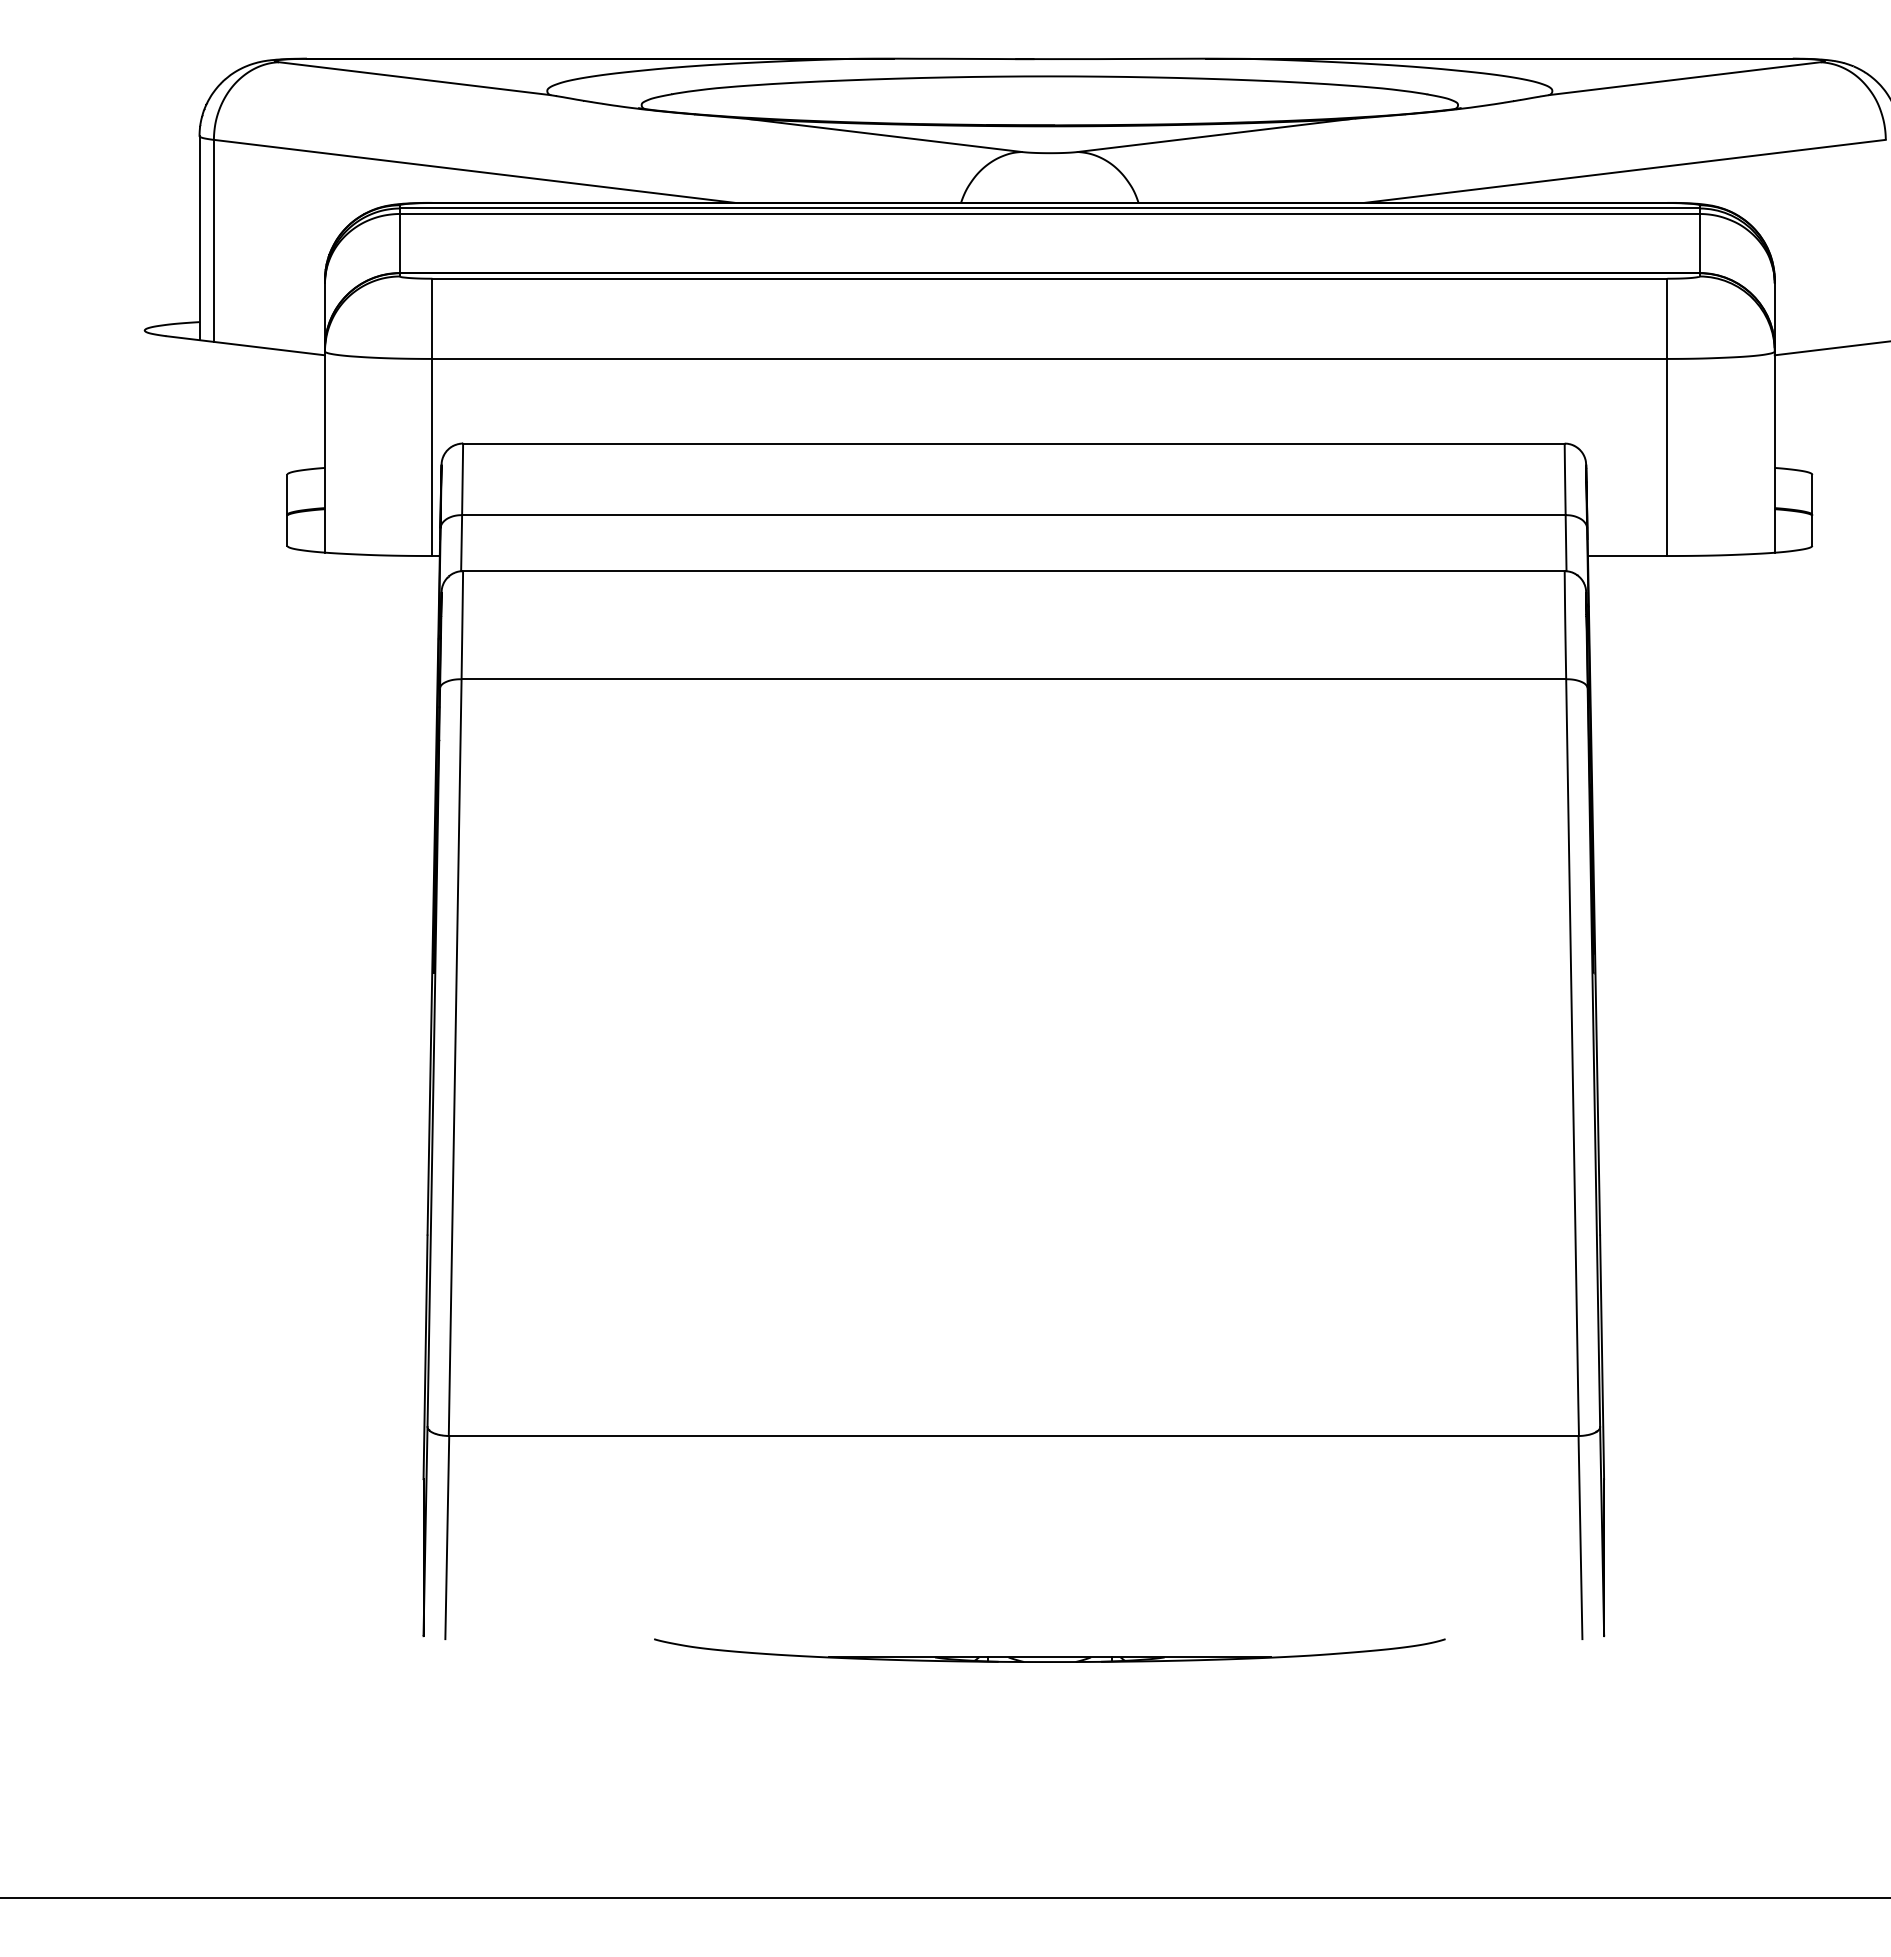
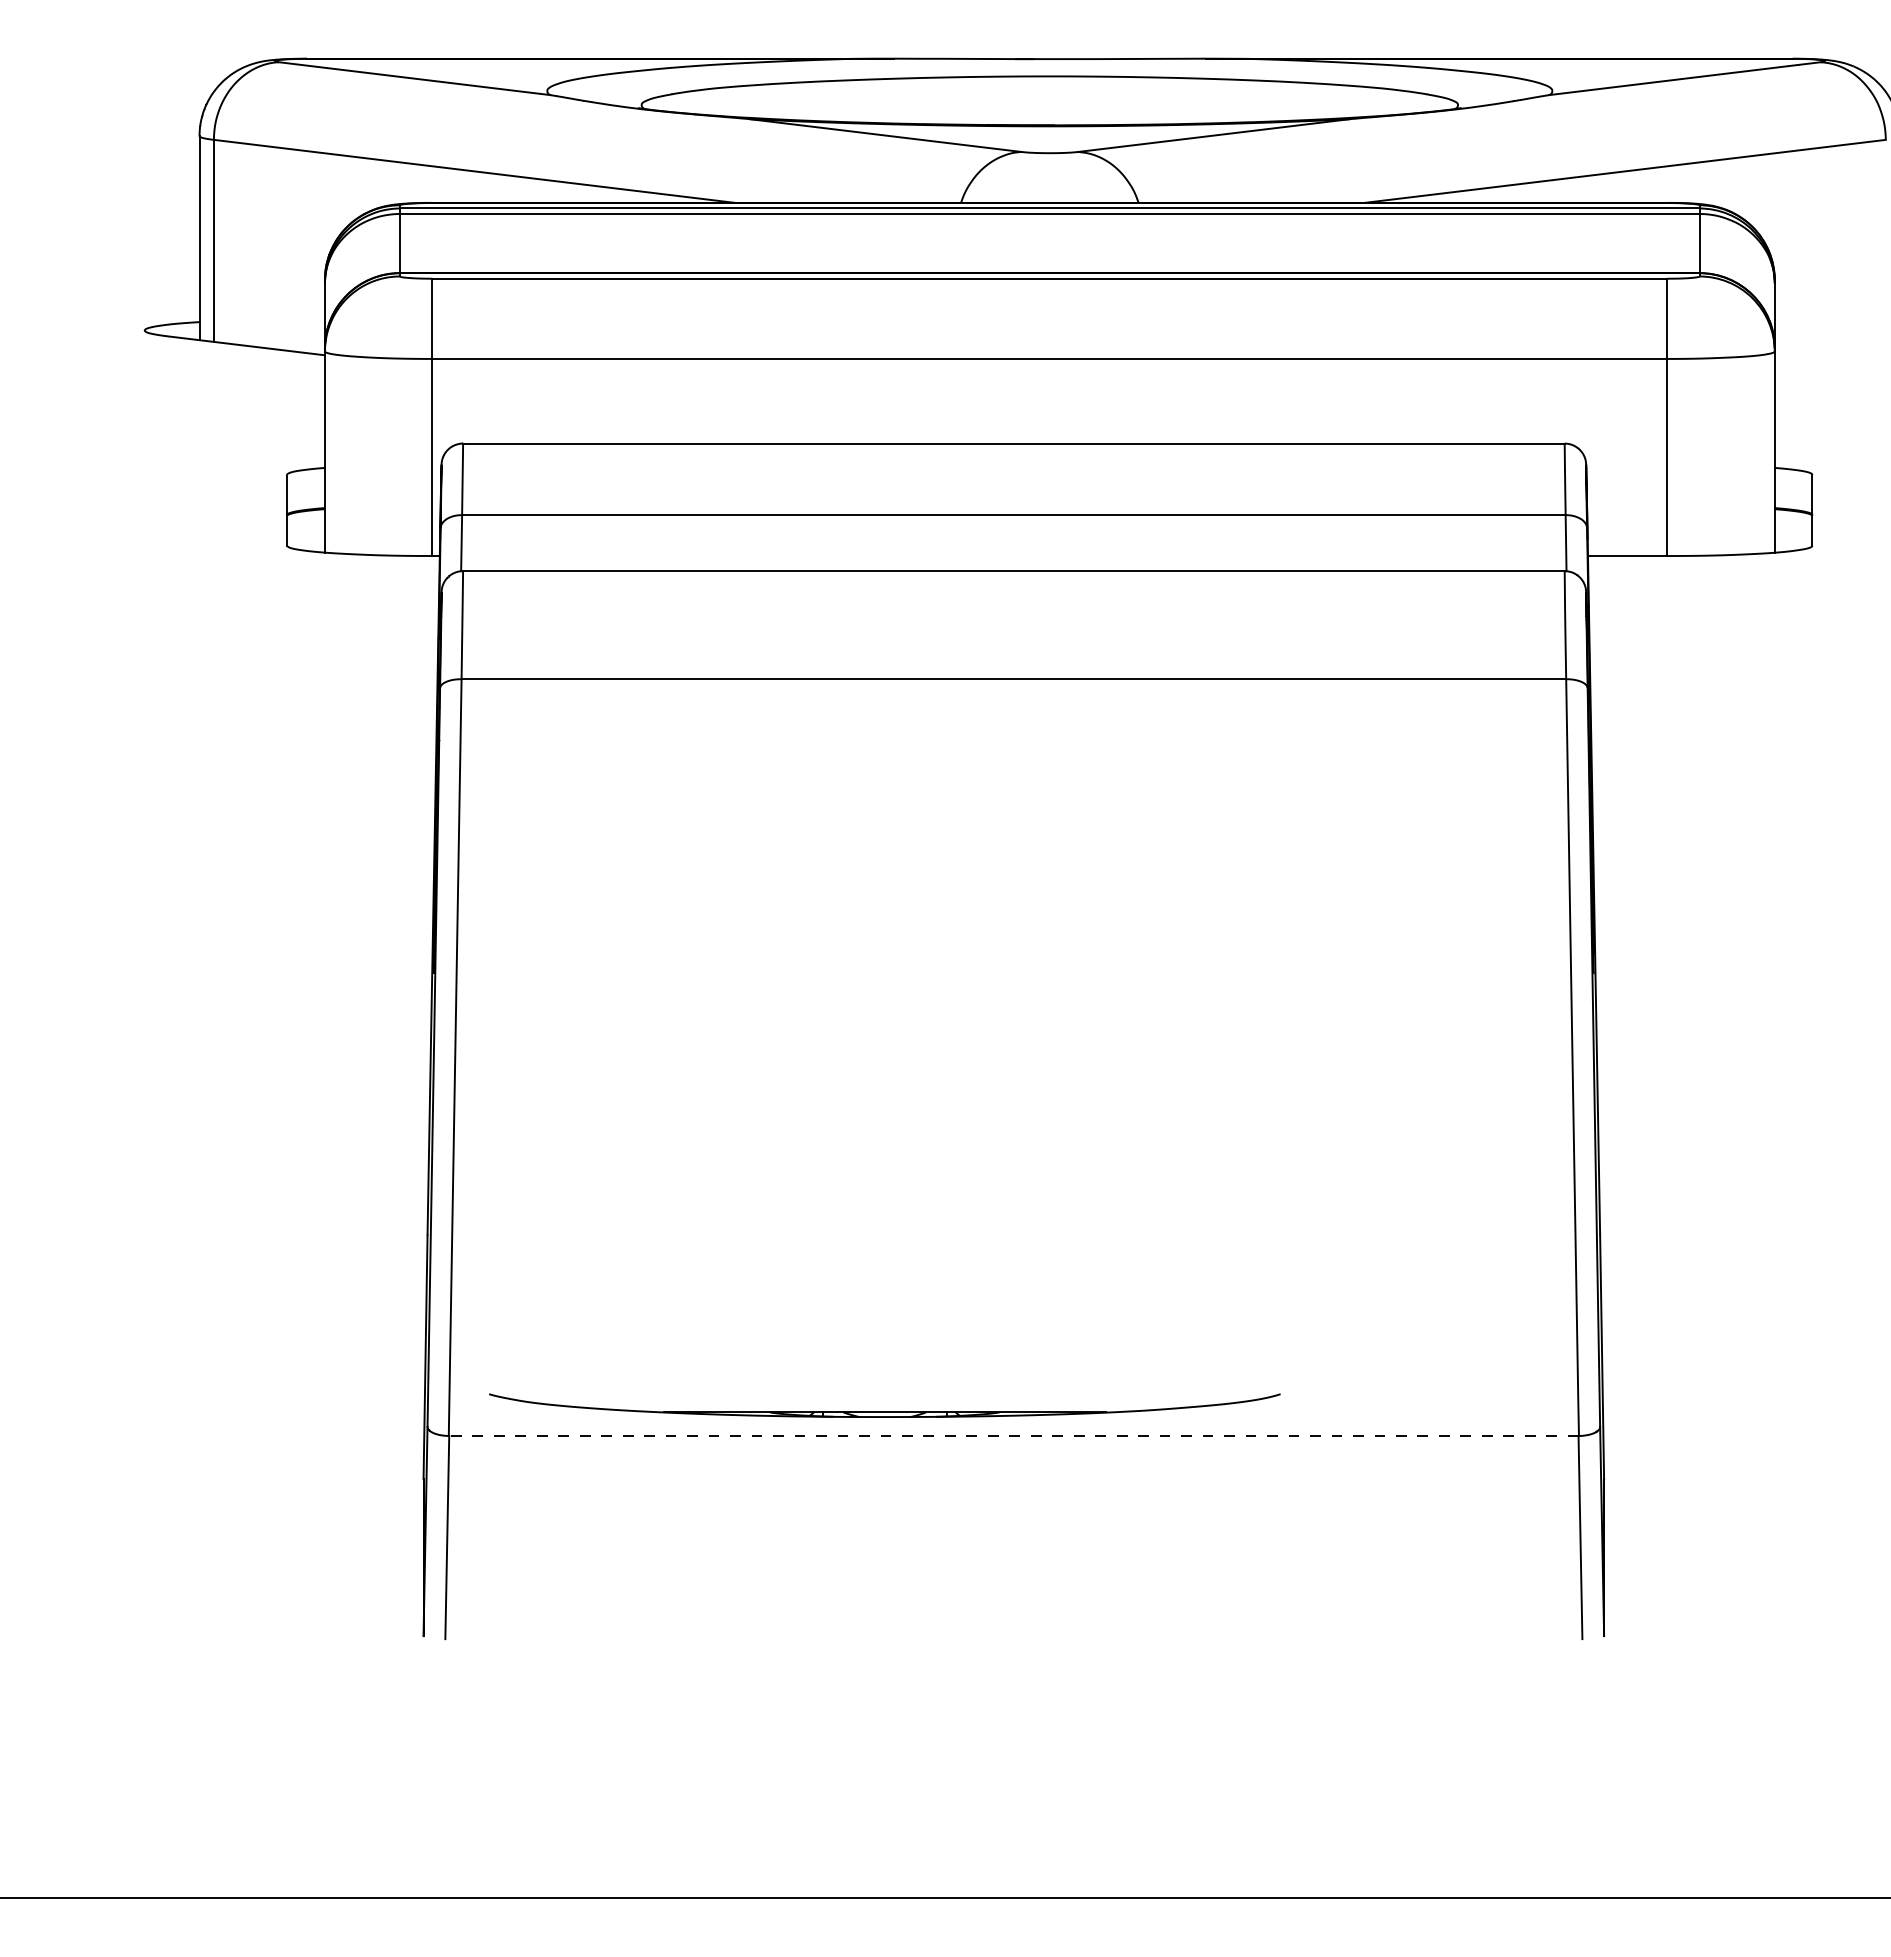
line: present -> none (1830, 348)
line: solid -> dashed (1013, 1435)
part position: (1049, 1650) -> (884, 1405) (884, 1405)
